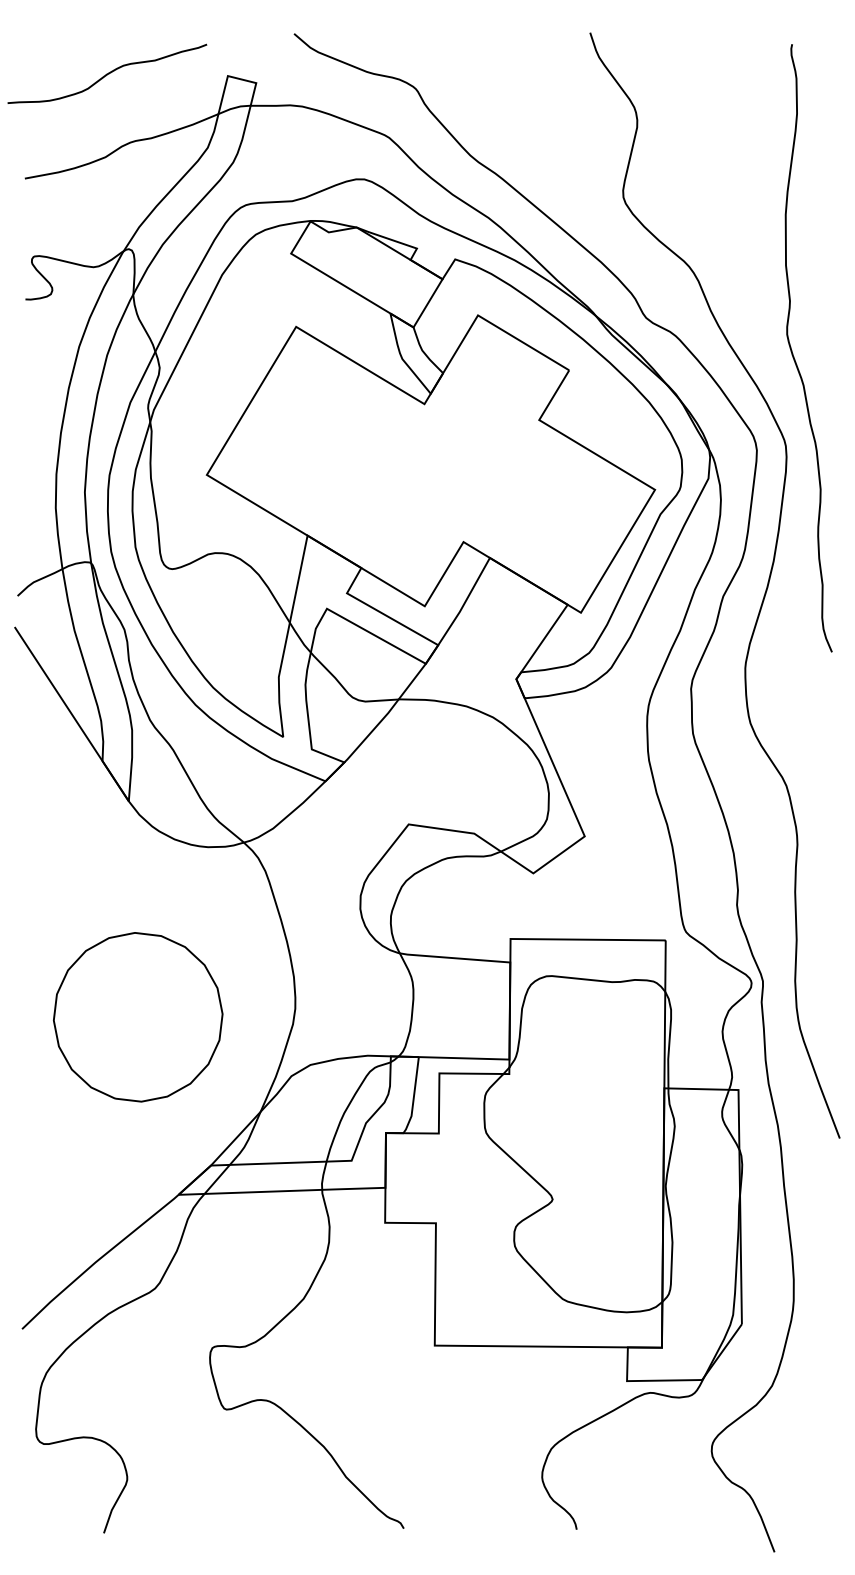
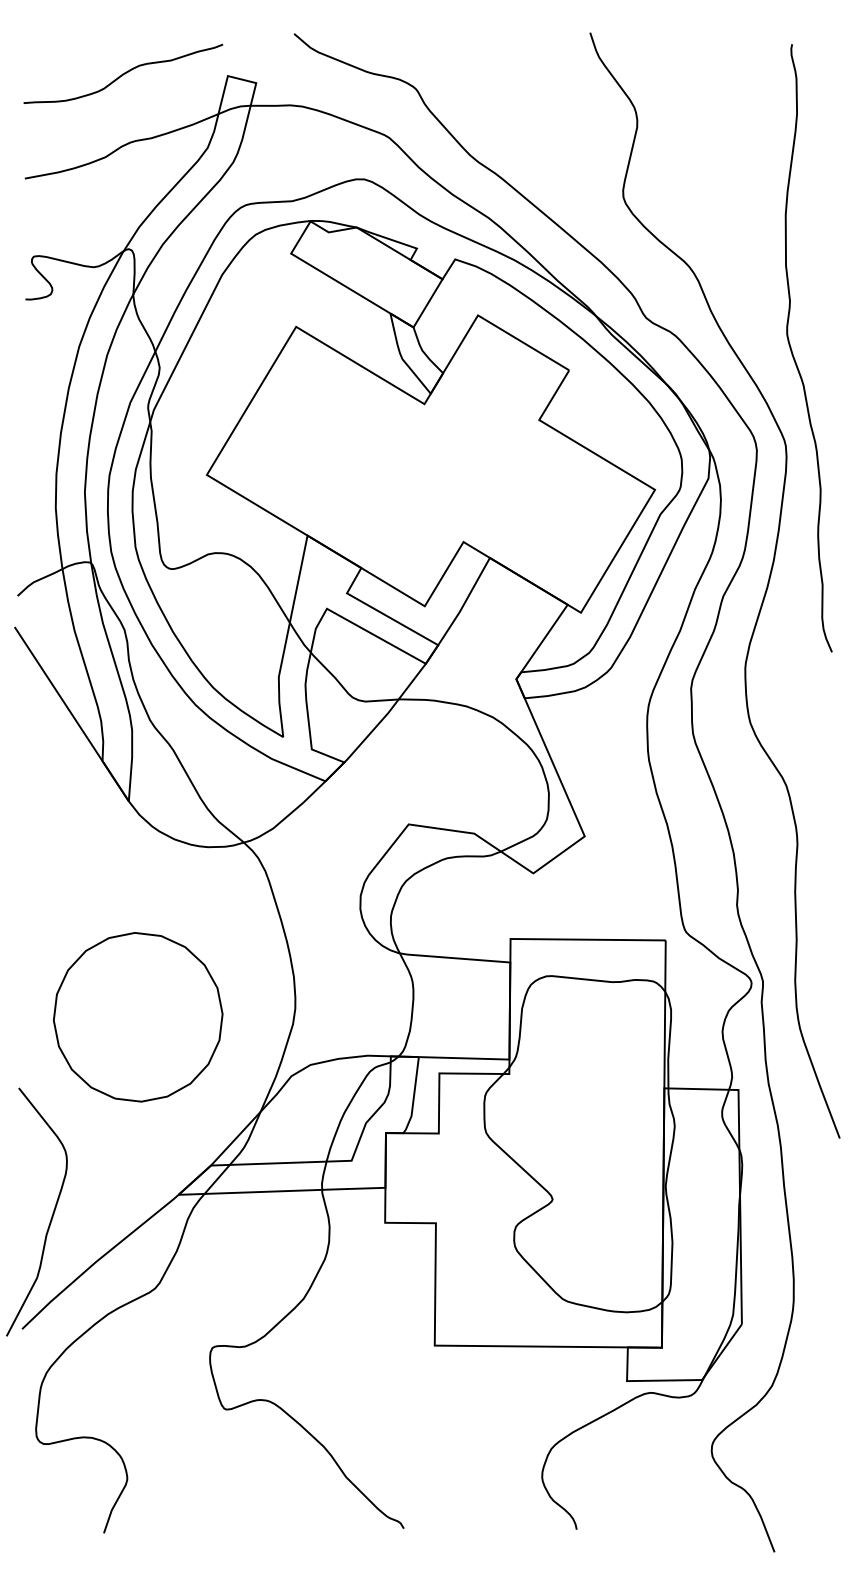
curve position: (107, 73) -> (123, 73) (123, 73)
curve: none -> present (51, 1216)
